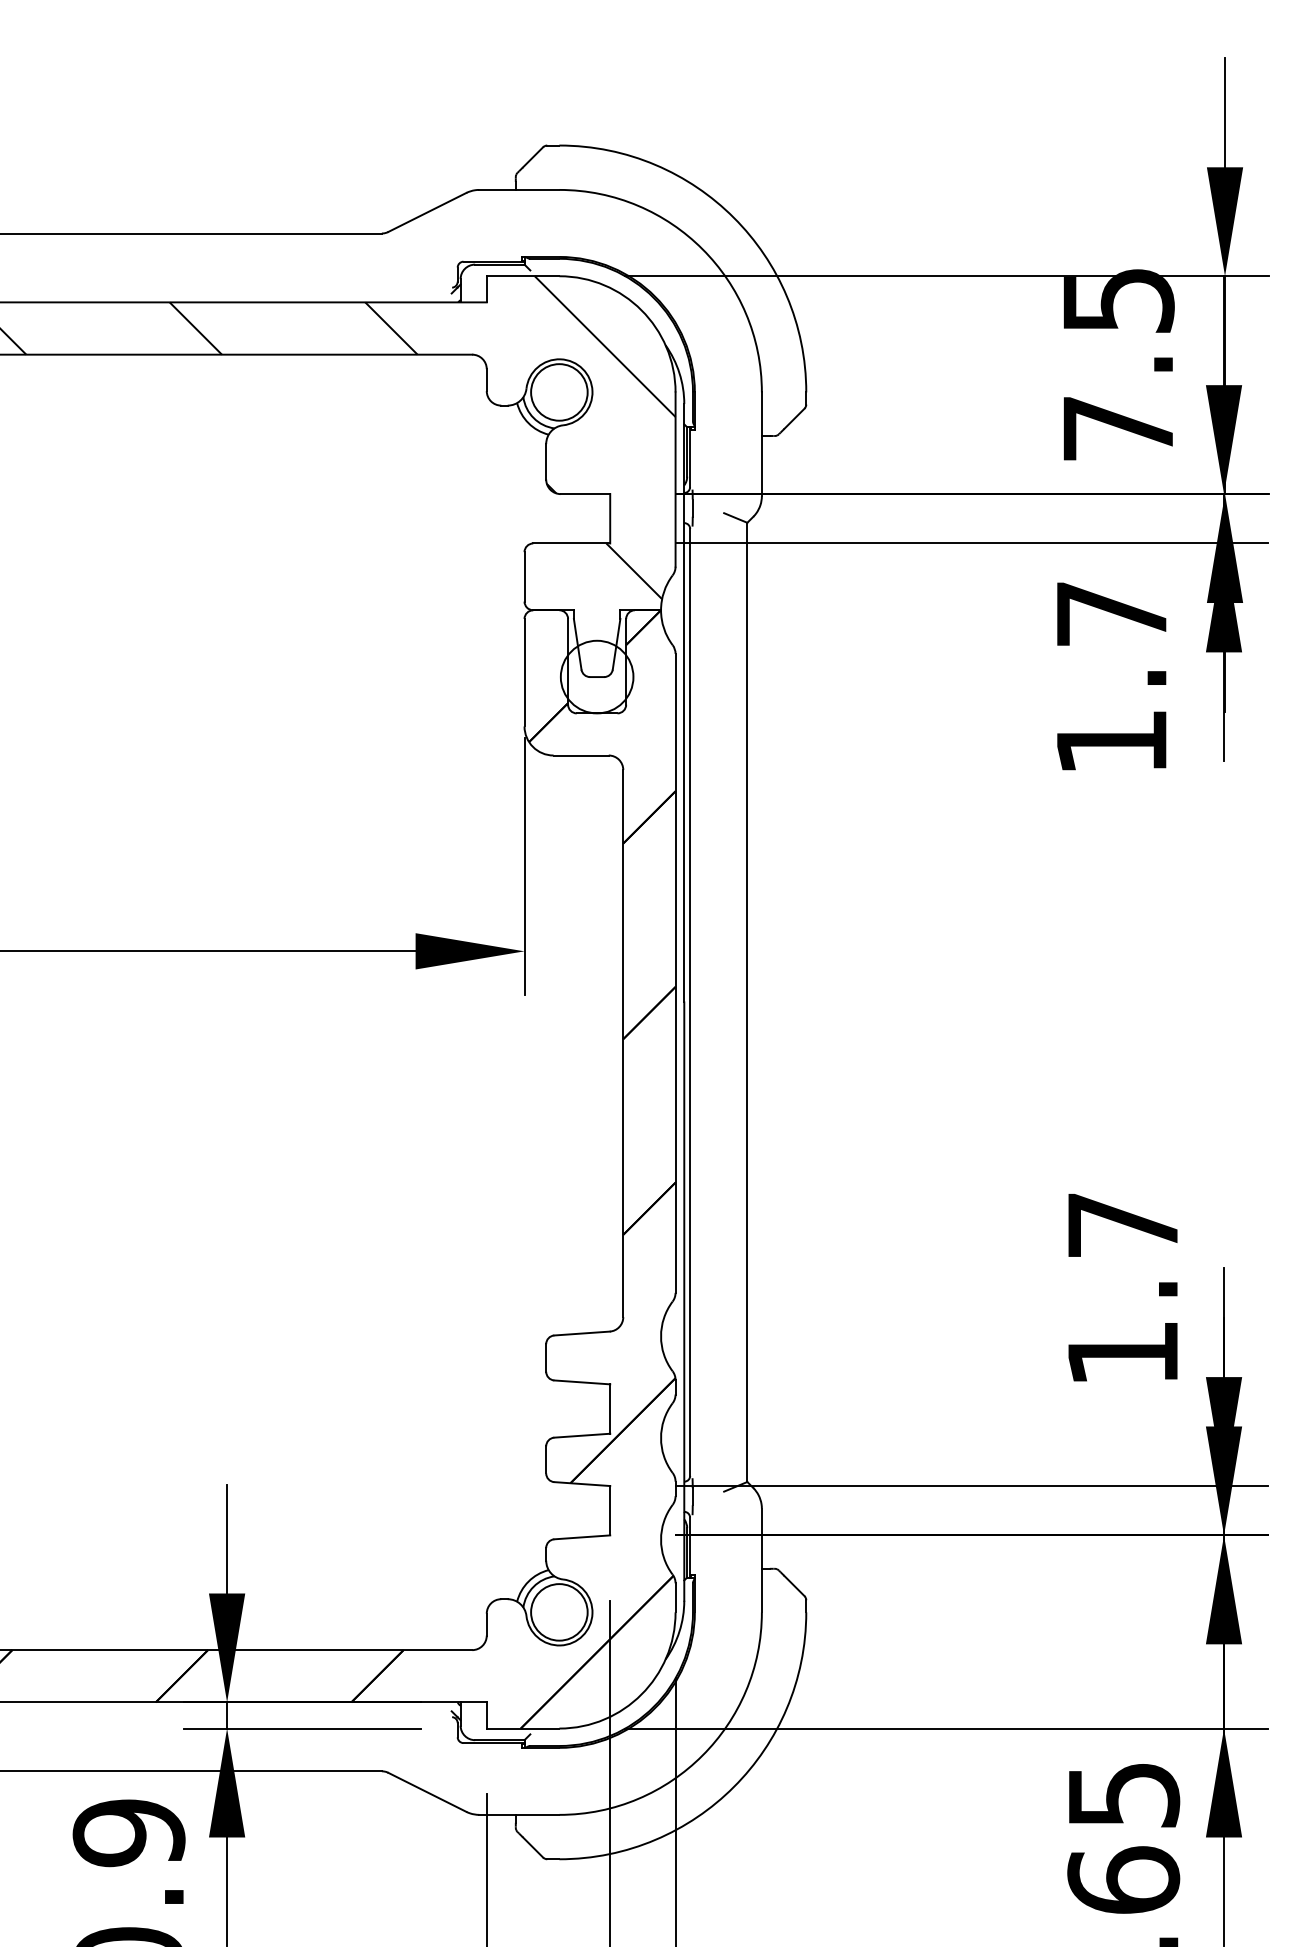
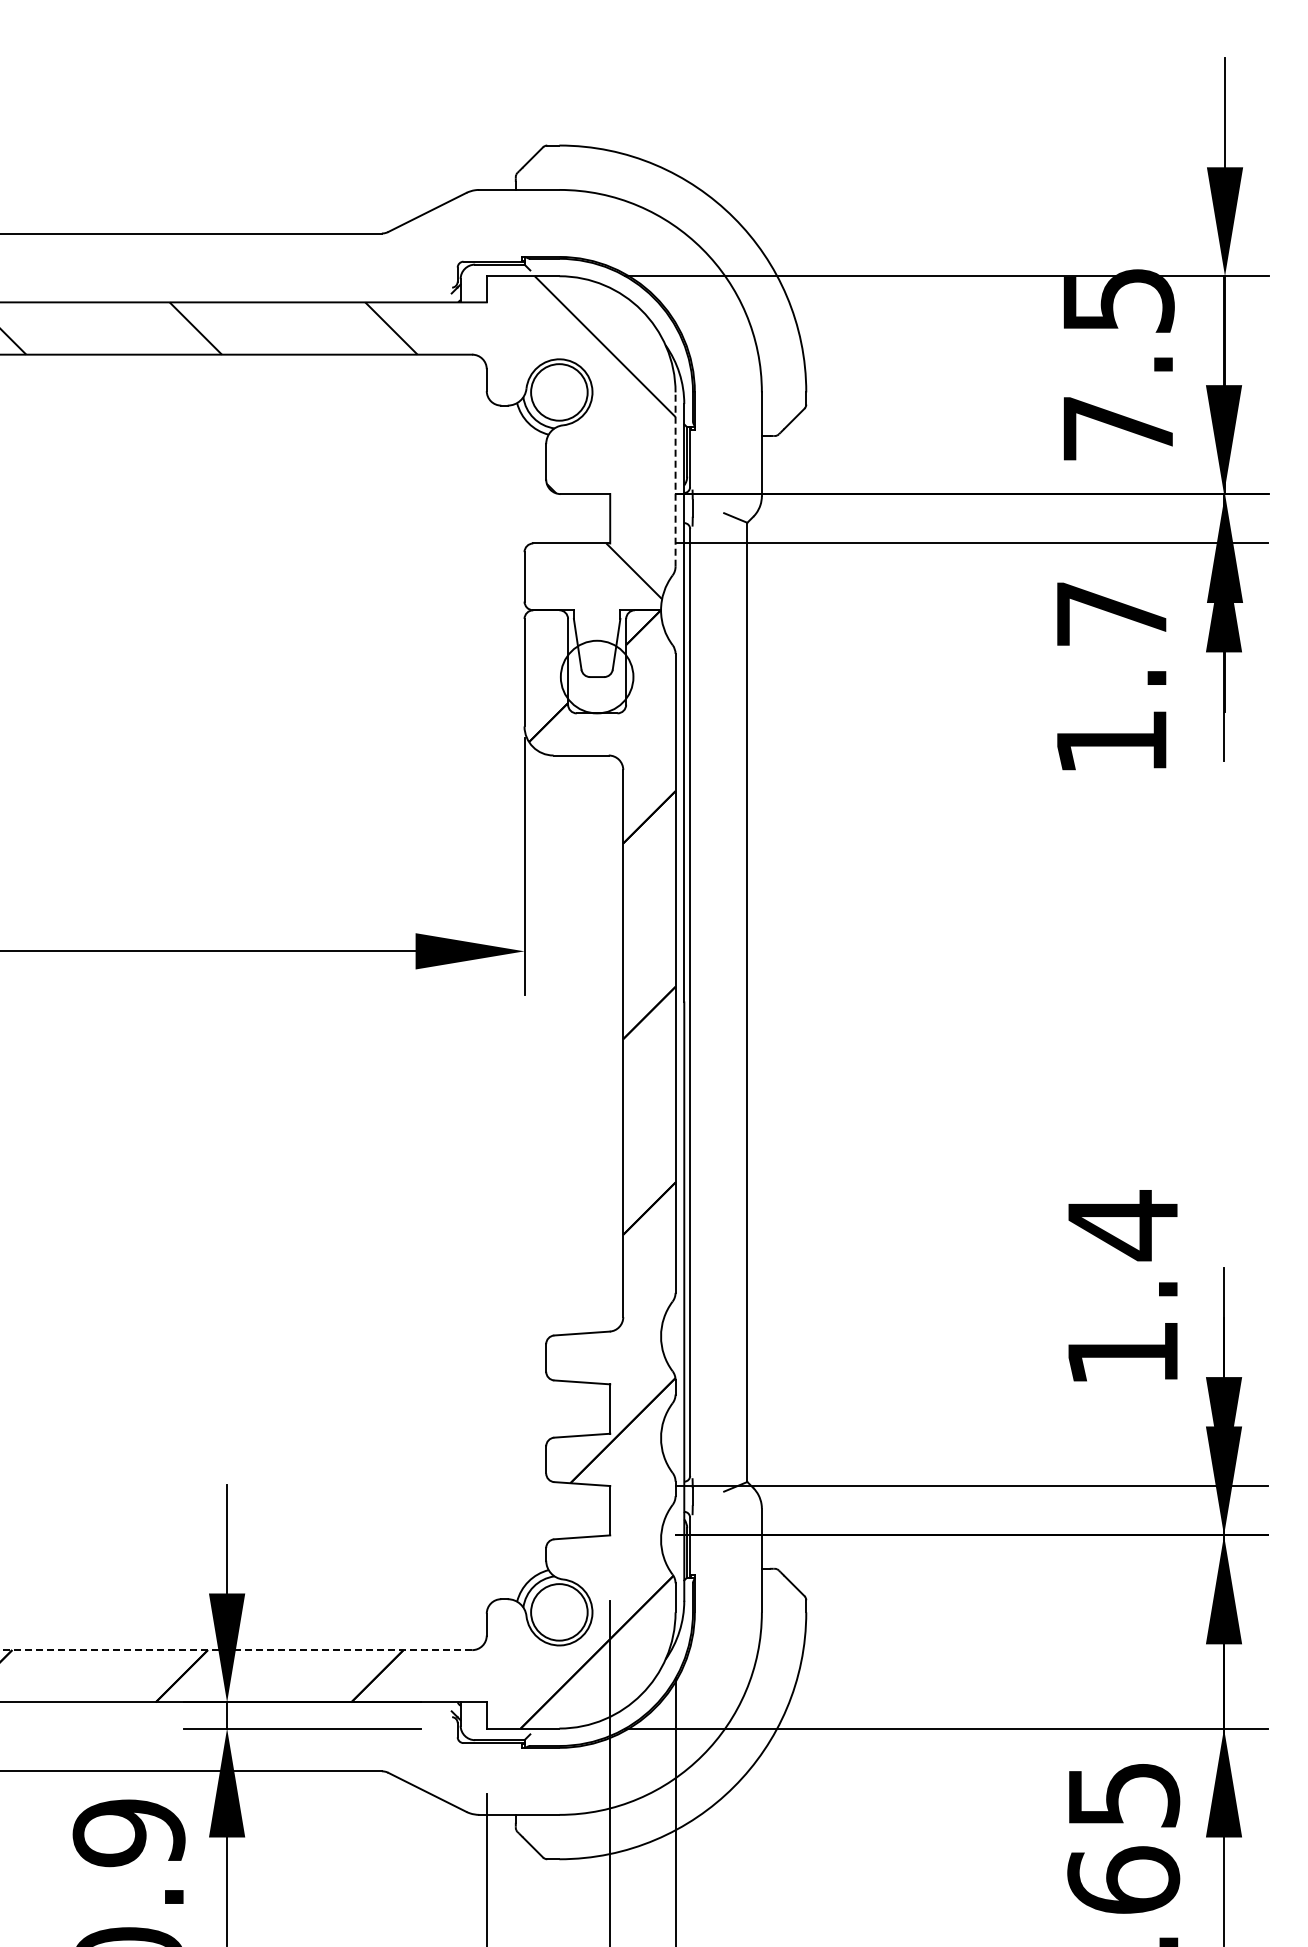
line: solid -> dashed (675, 479)
text: 1.7 -> 1.4 (1122, 1225)
line: solid -> dashed (236, 1650)
